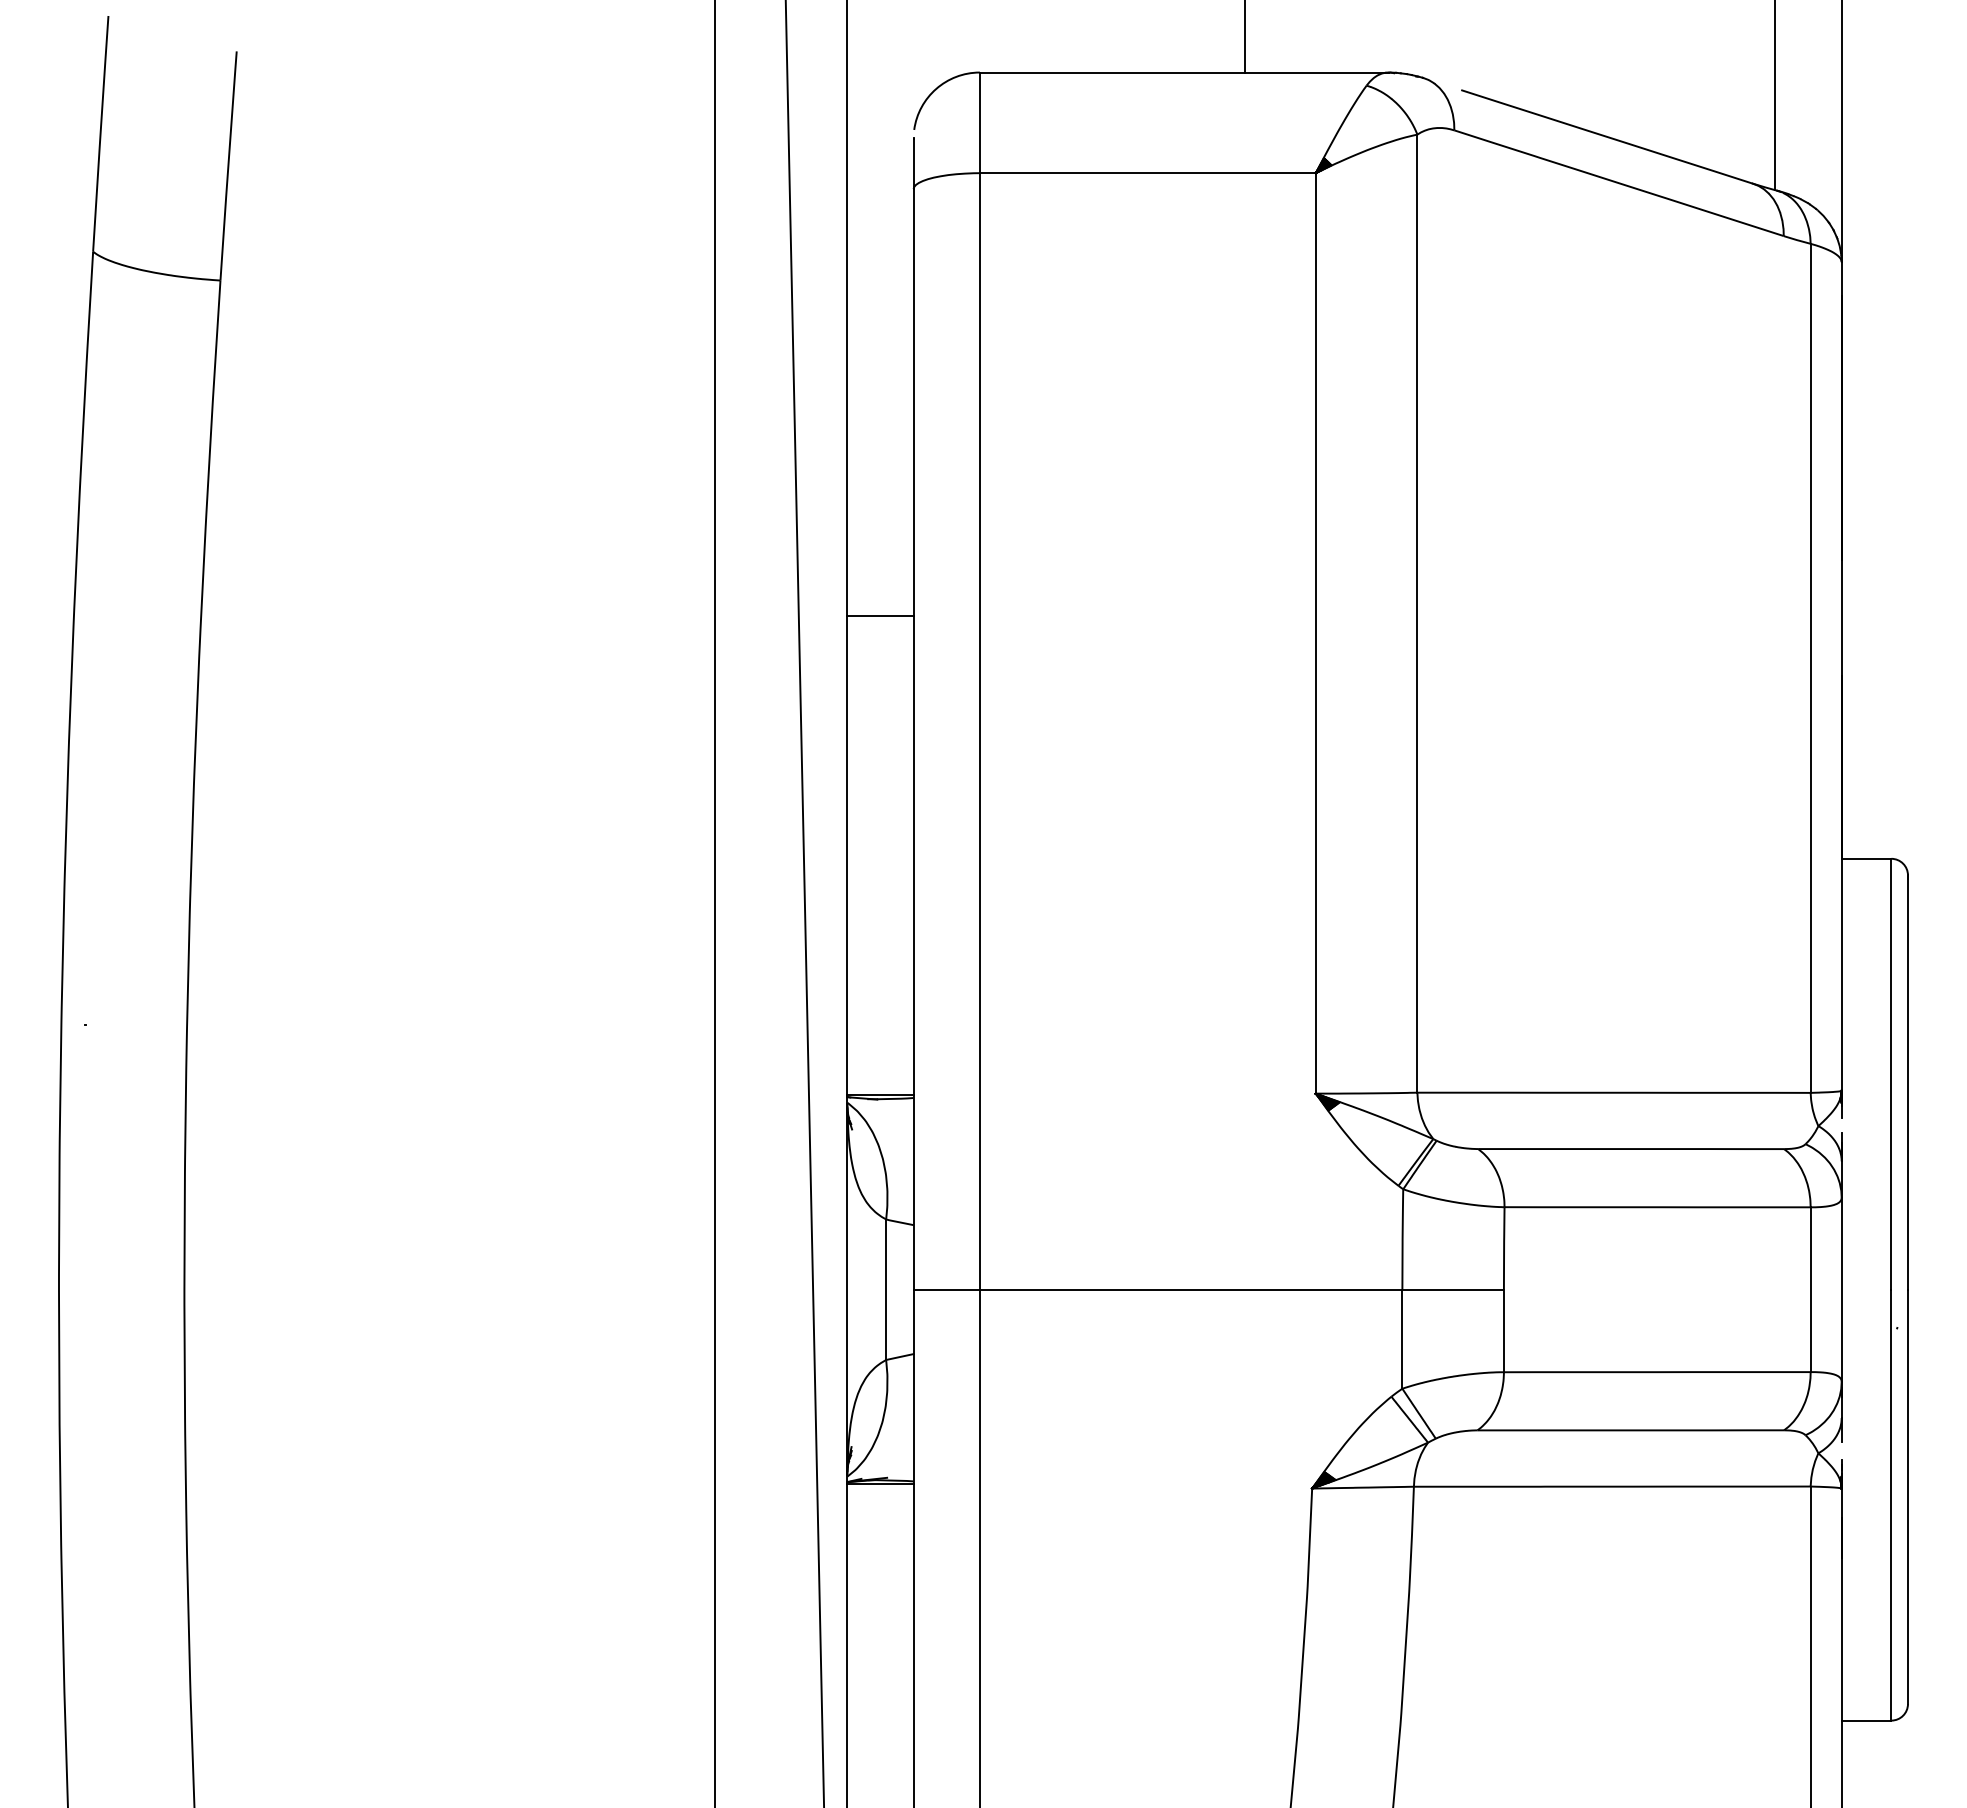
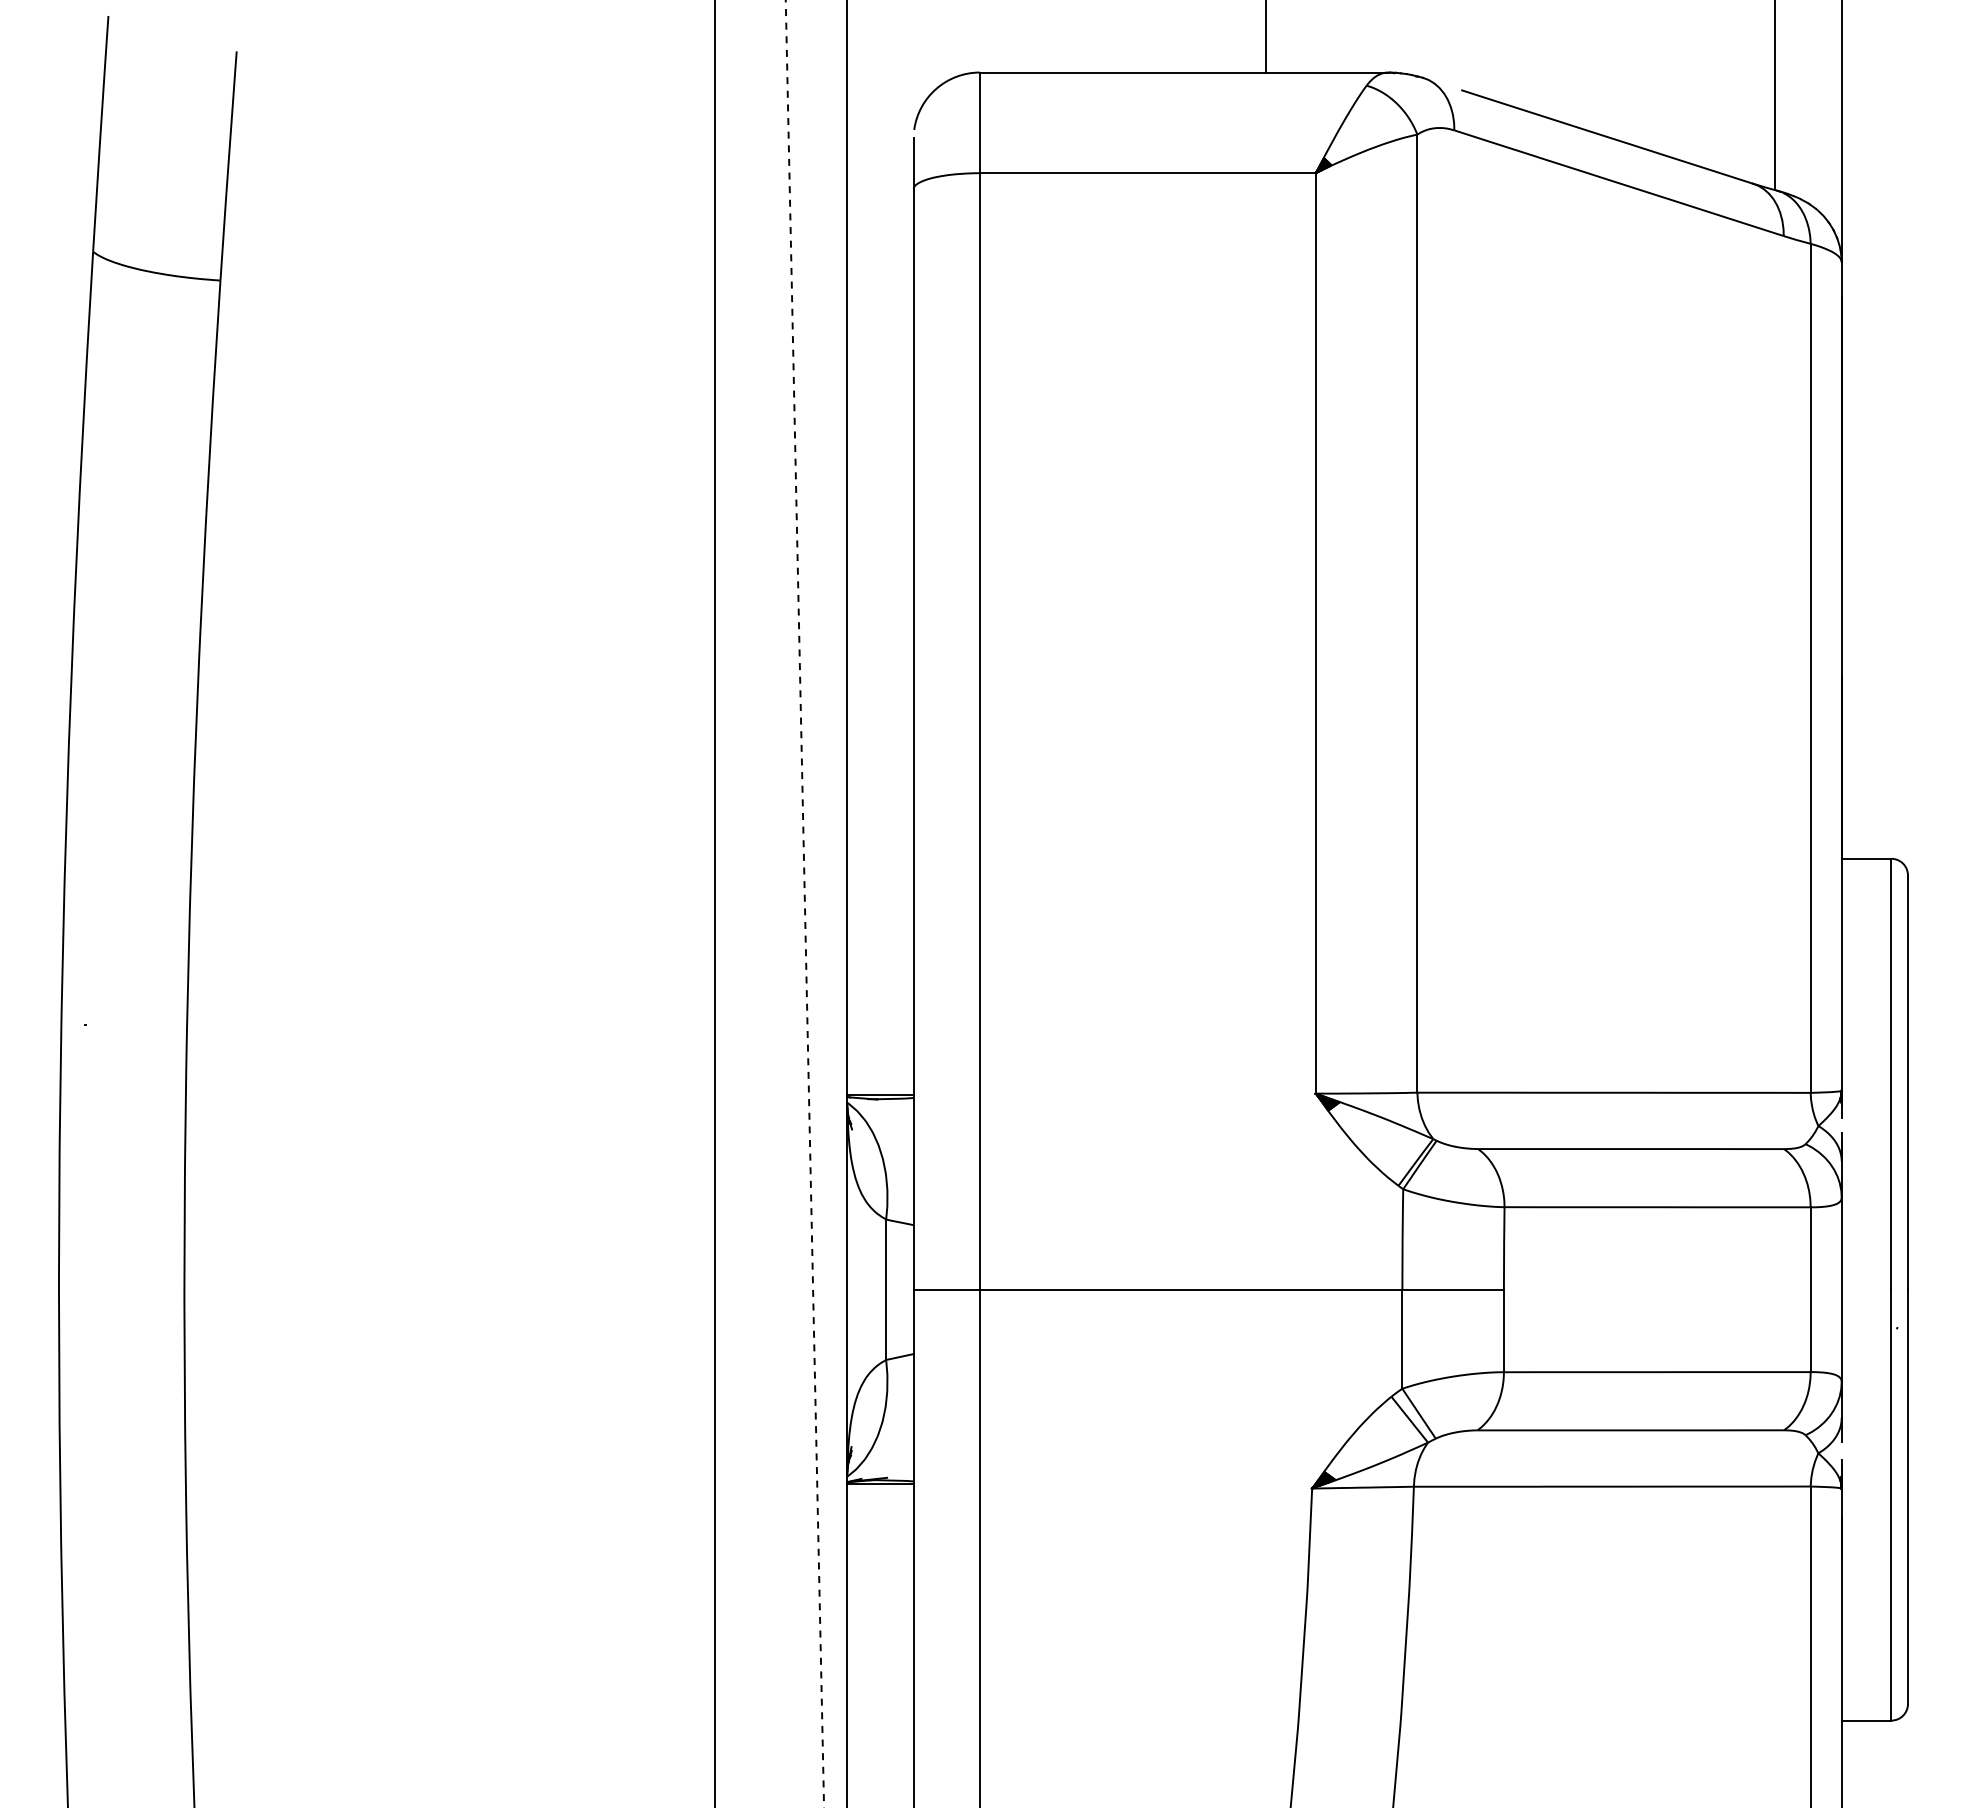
line position: (1245, 37) -> (1266, 37) (1266, 37)
line: present -> none (880, 616)
line: solid -> dashed (804, 903)
